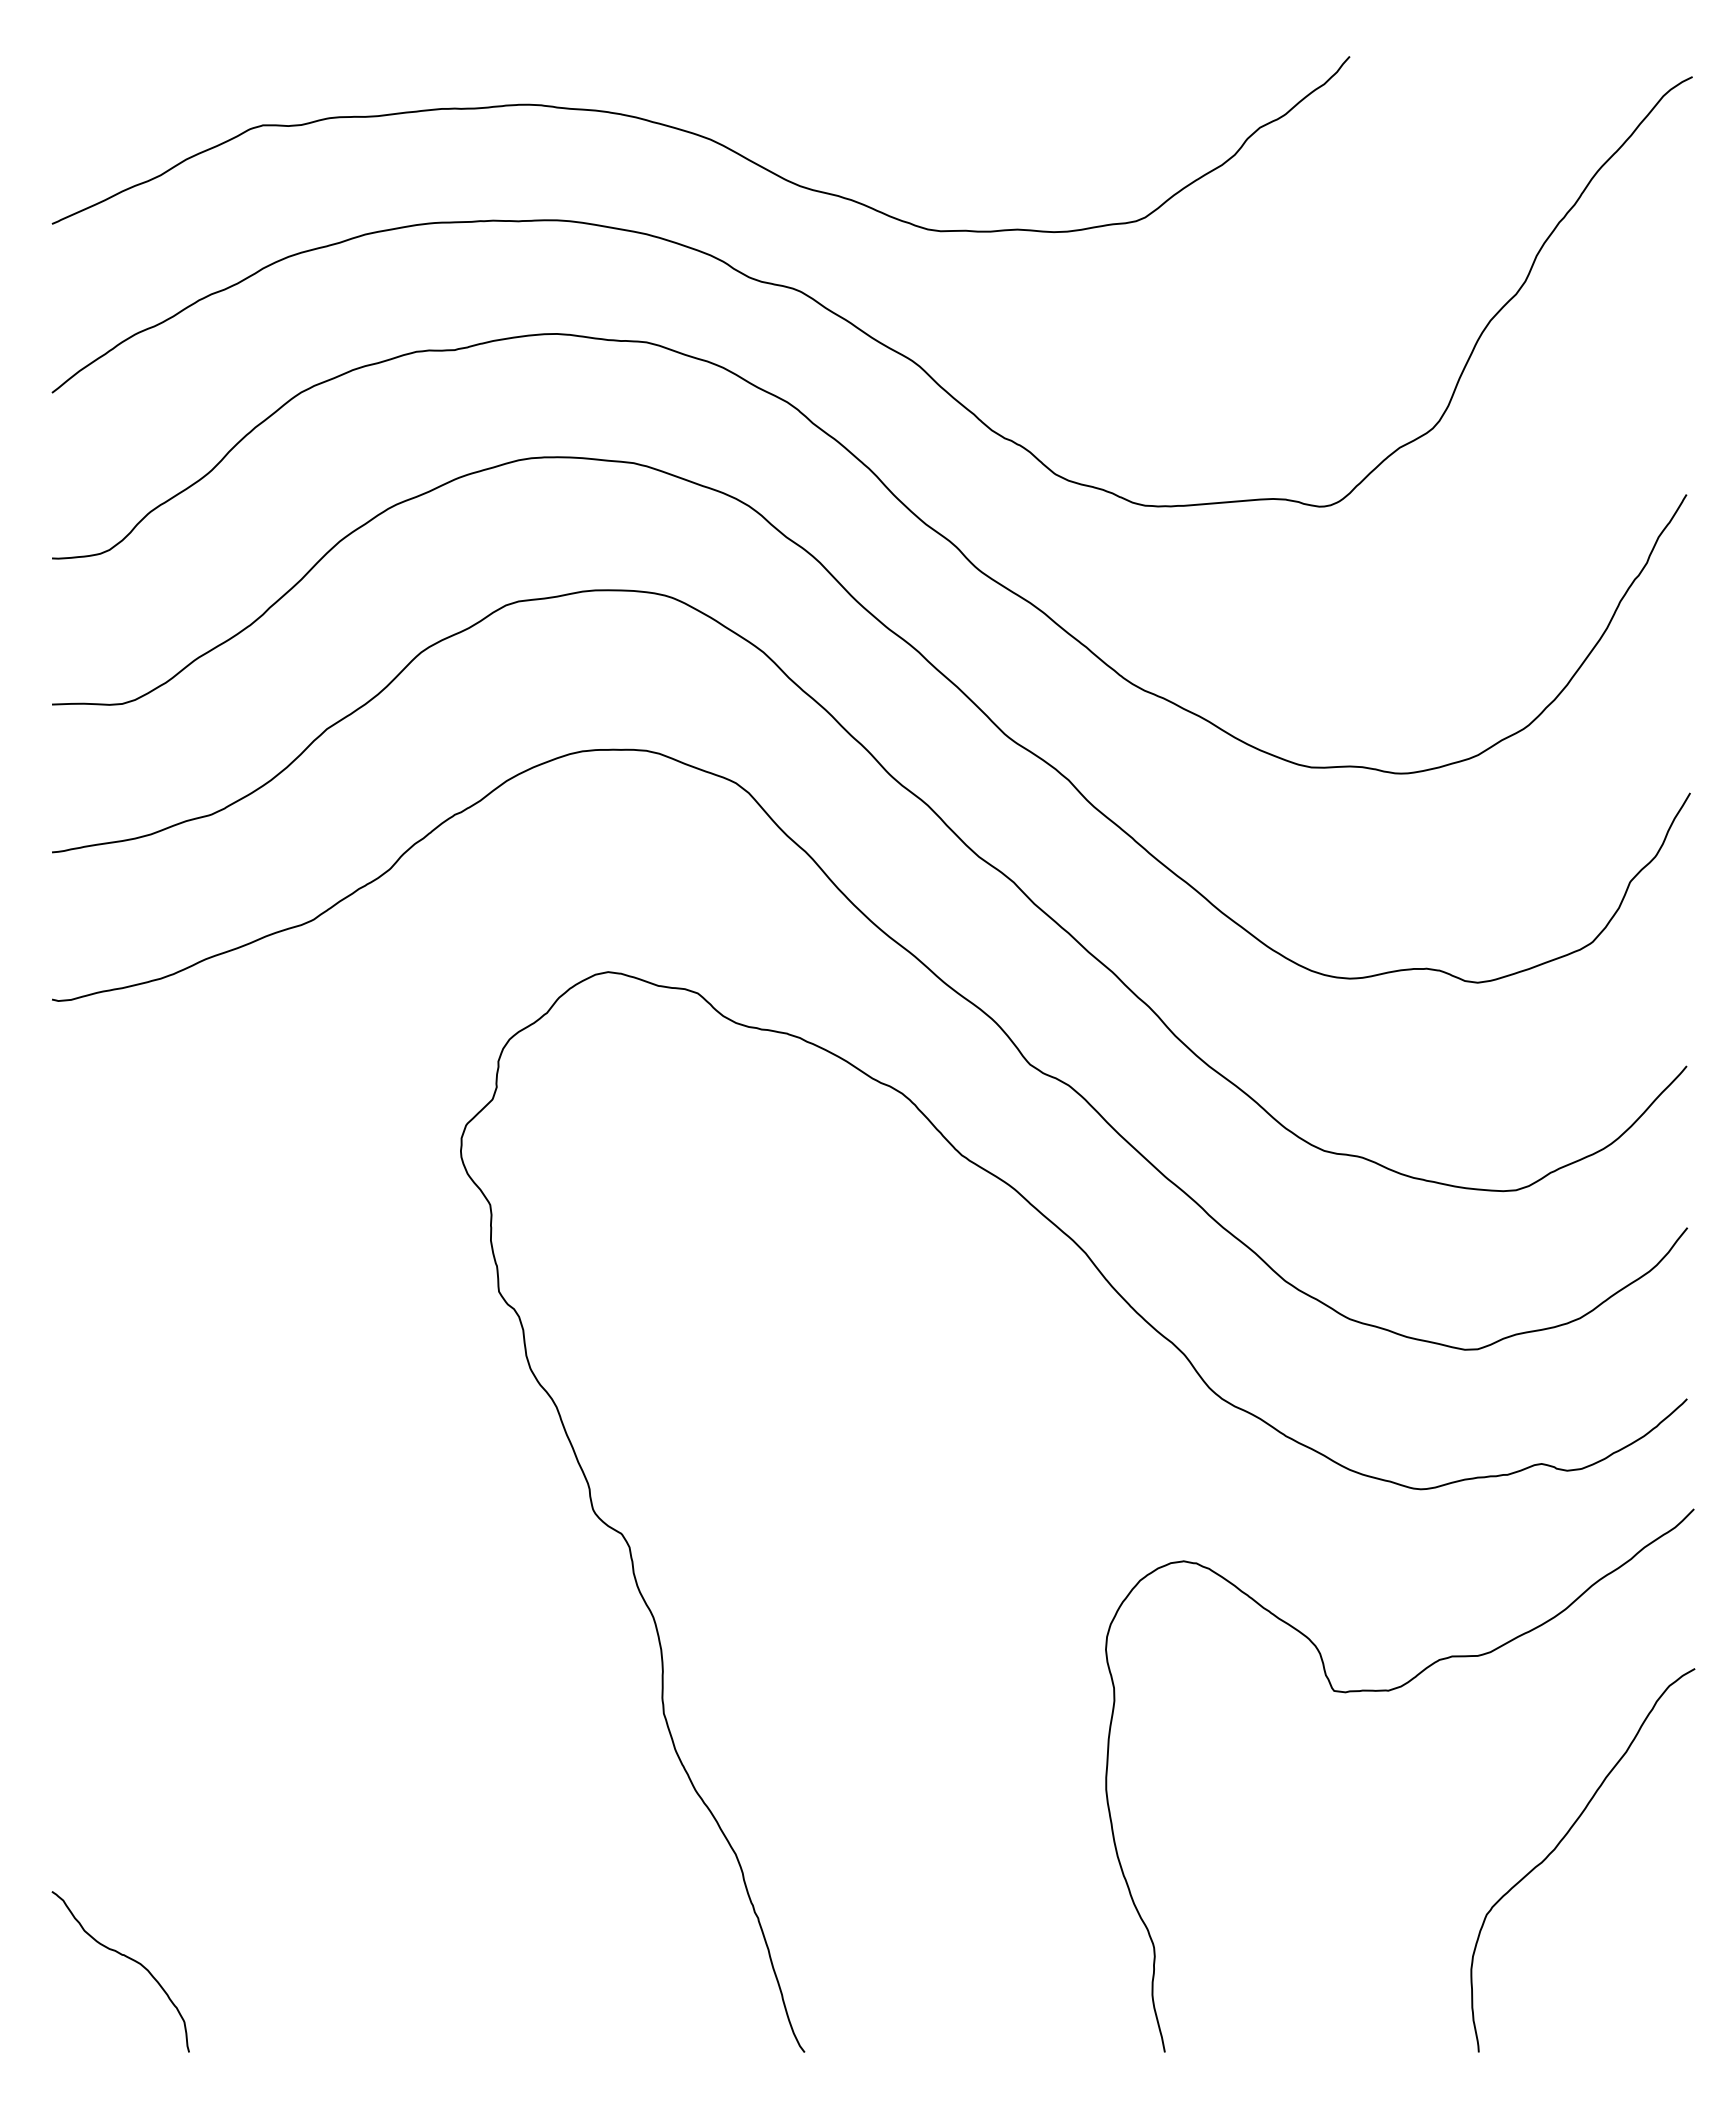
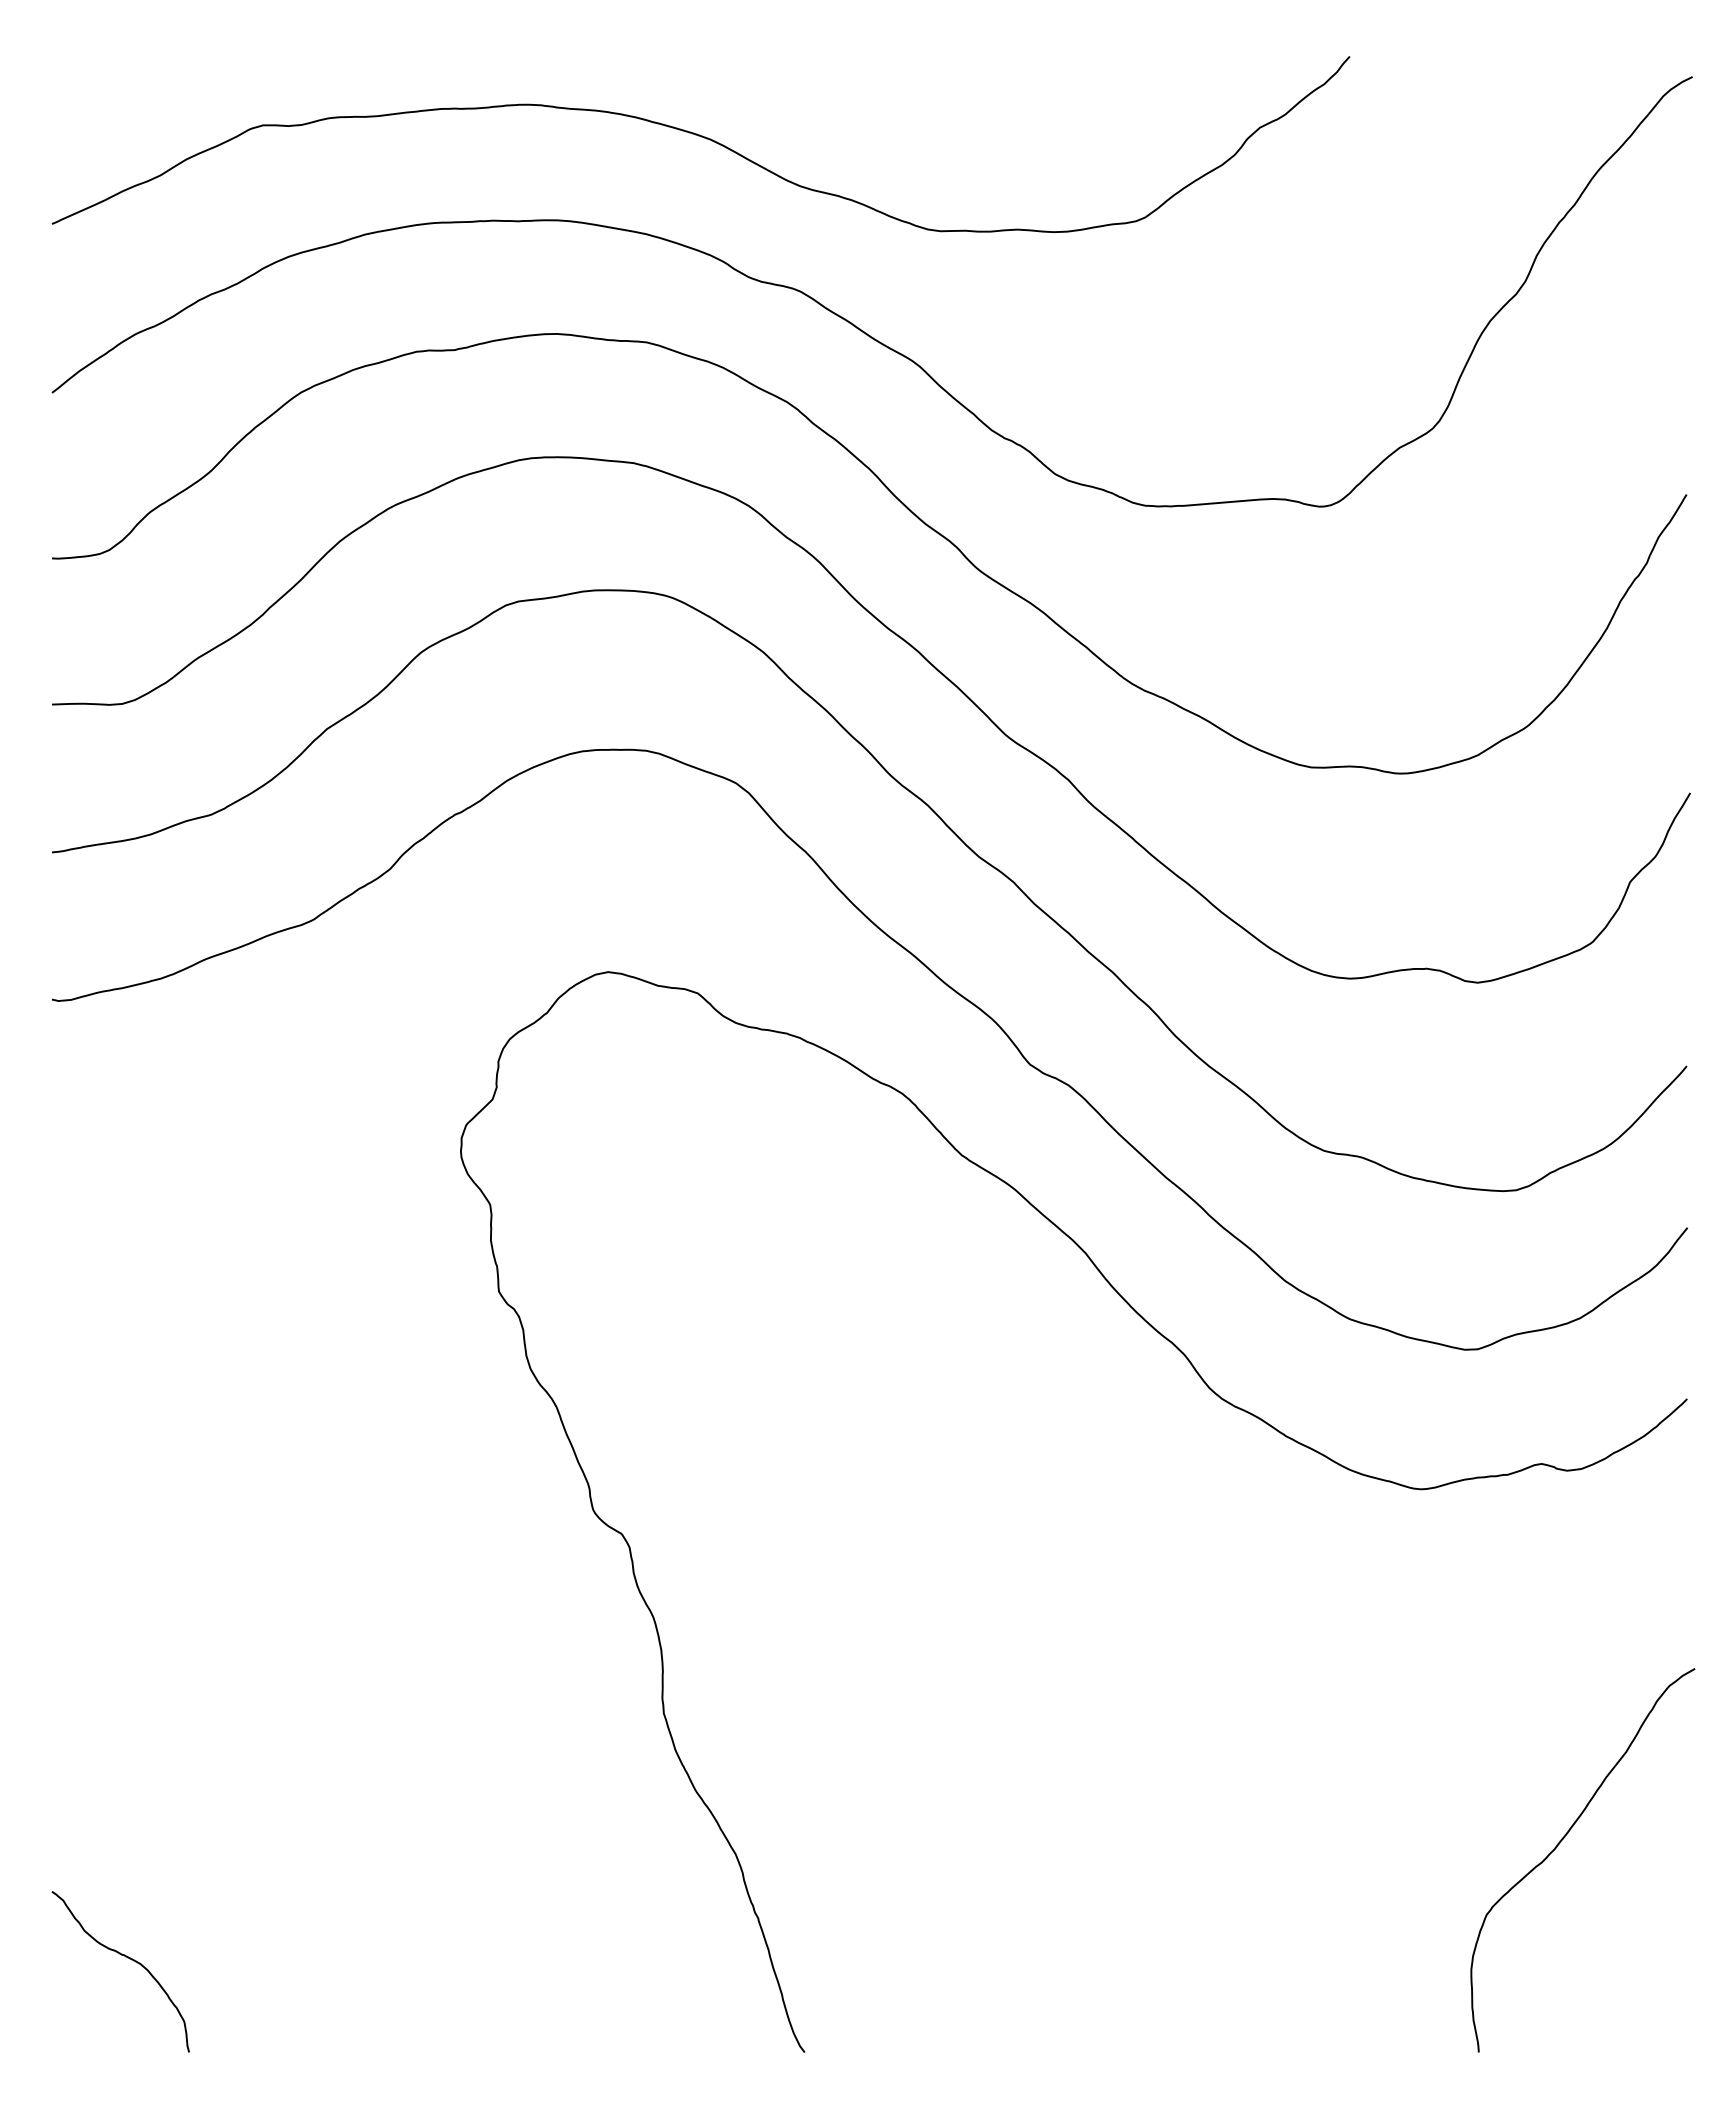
curve: present -> none (1389, 1691)
